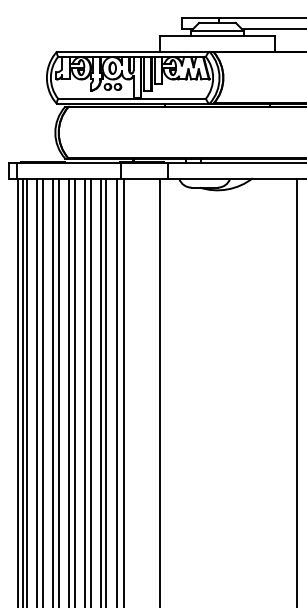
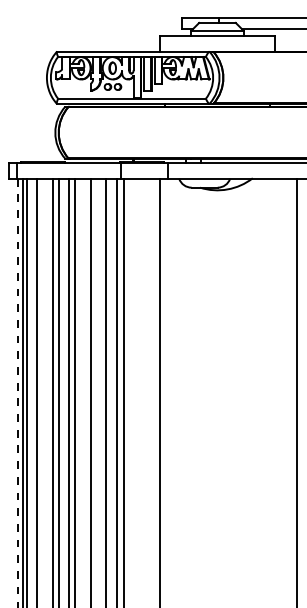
line: present -> none (43, 391)
line: present -> none (84, 391)
line: present -> none (100, 391)
line: solid -> dashed (17, 393)
